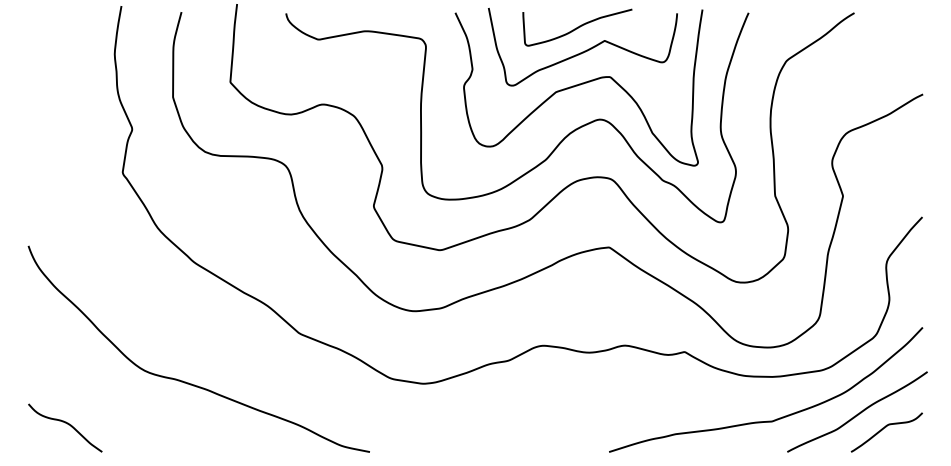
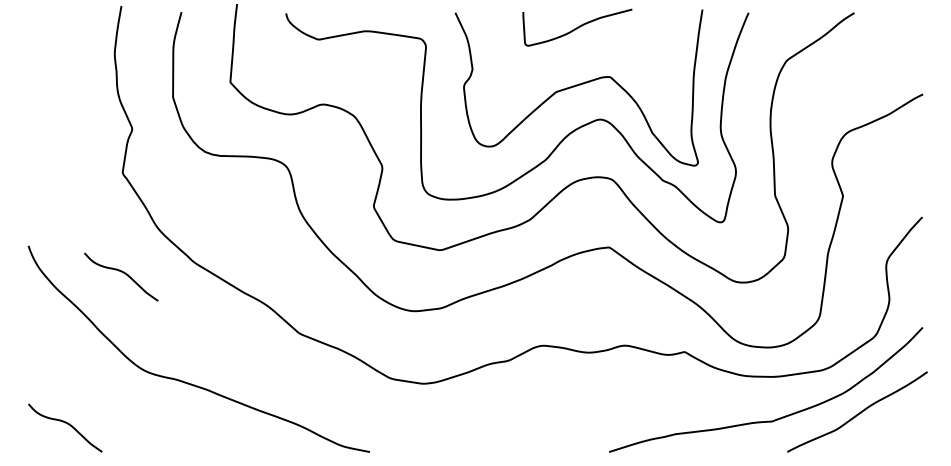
curve: present -> none (584, 50)
curve: none -> present (123, 273)
curve: present -> none (883, 429)
